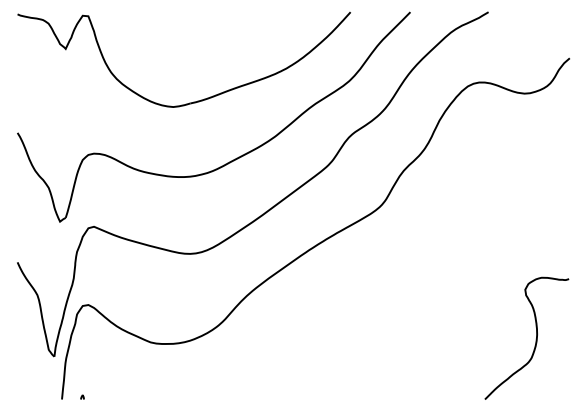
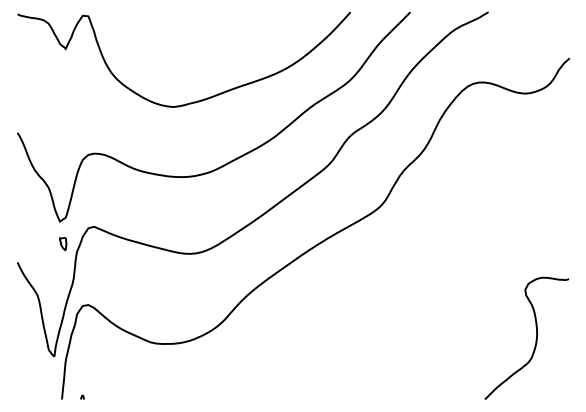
part: none -> present (63, 243)
